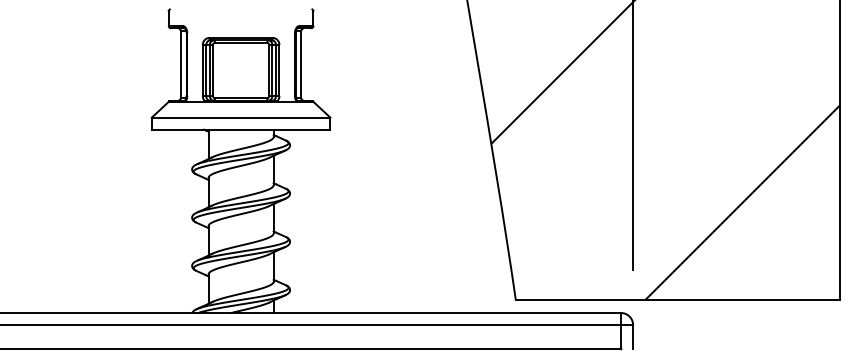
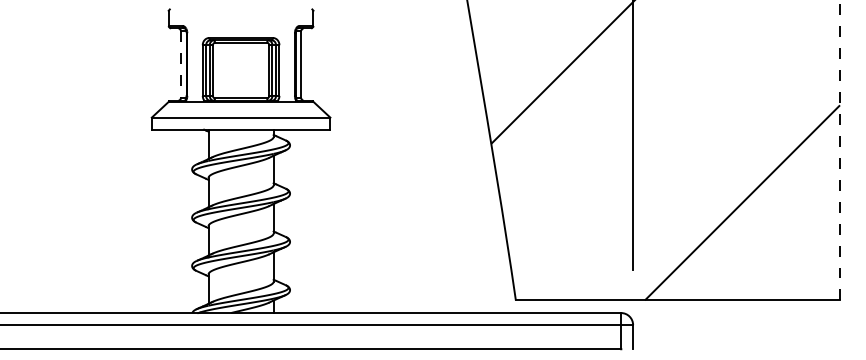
line: solid -> dashed (180, 64)
line: solid -> dashed (840, 150)
